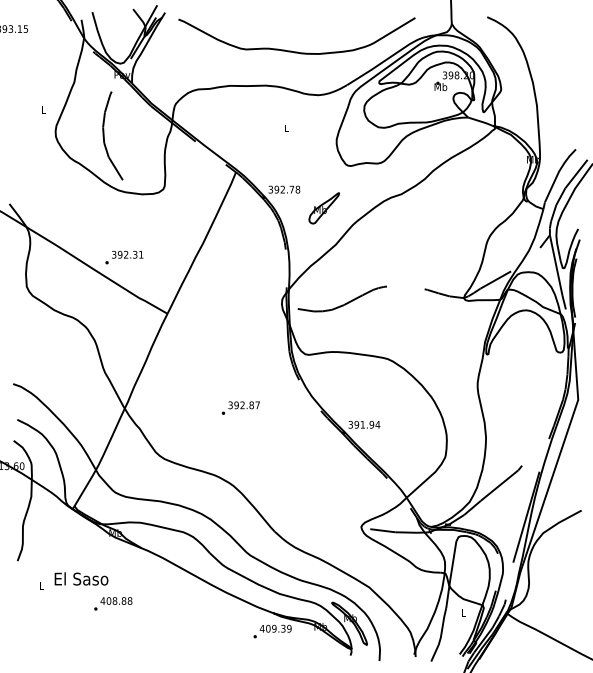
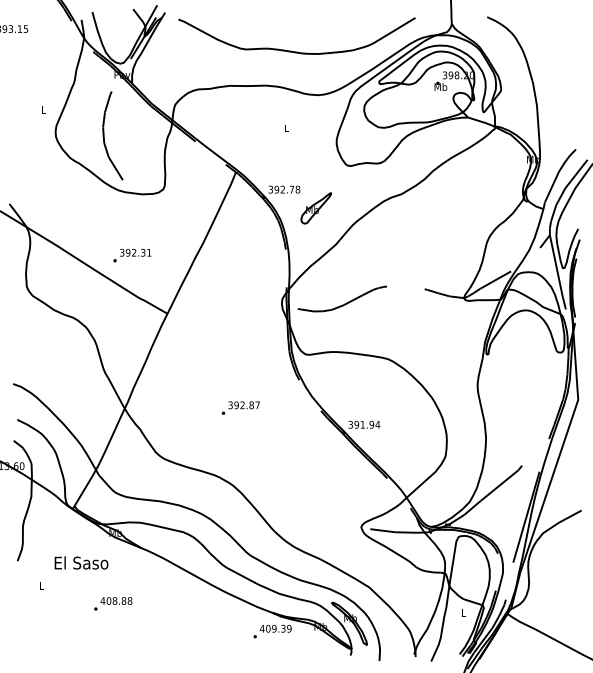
part position: (323, 208) -> (315, 208) (315, 208)
text position: (124, 257) -> (132, 255) (132, 255)
text position: (81, 578) -> (81, 562) (81, 562)
